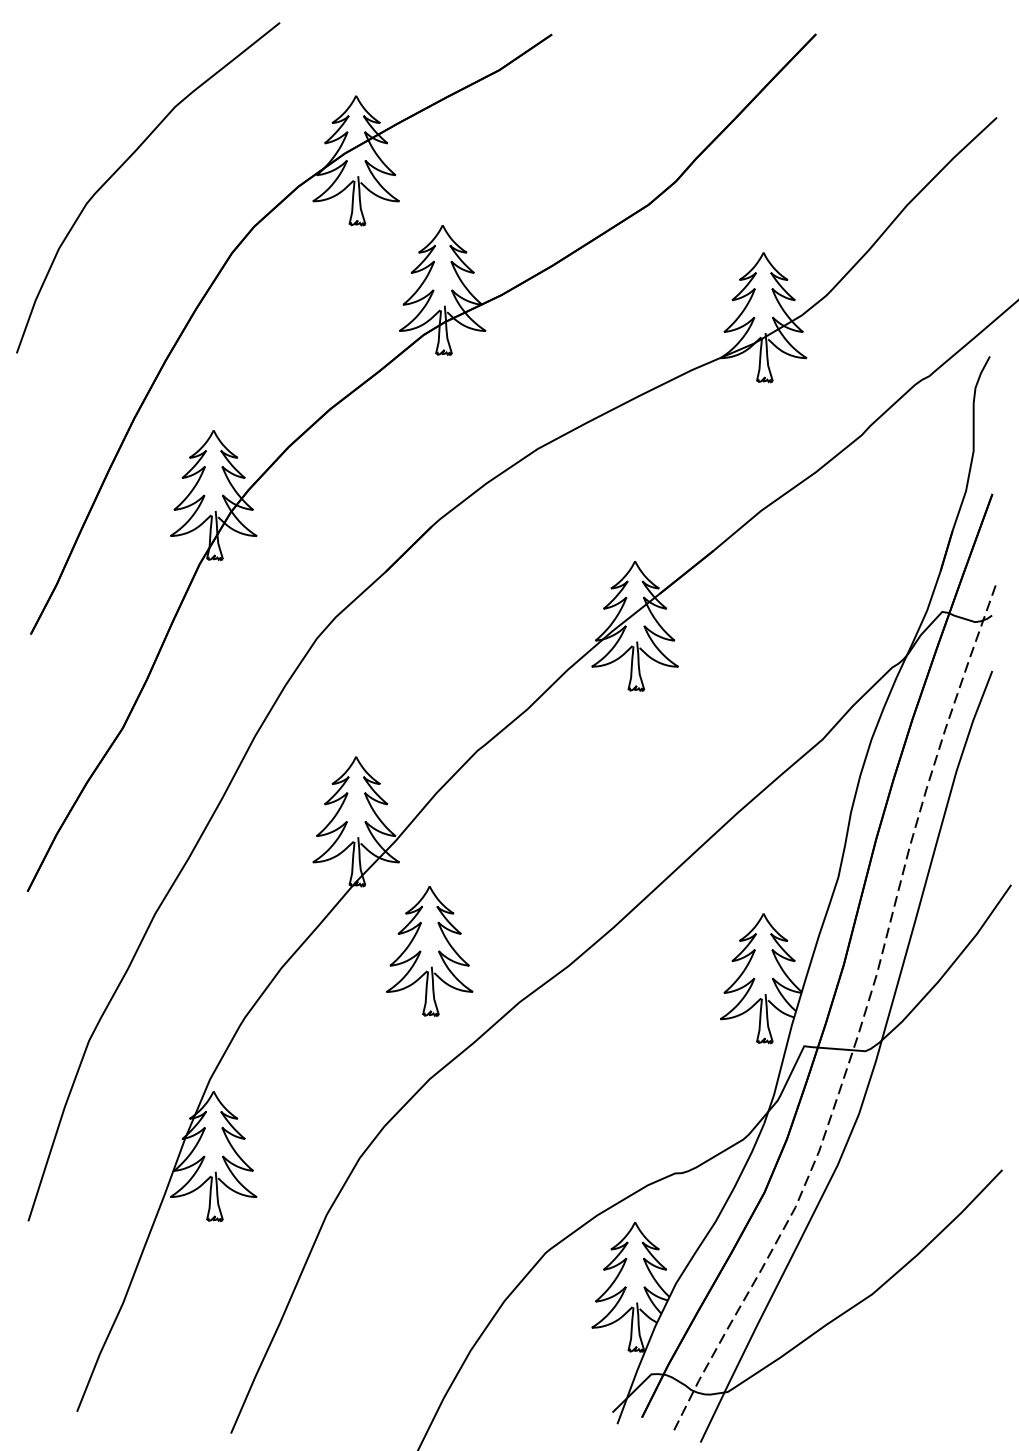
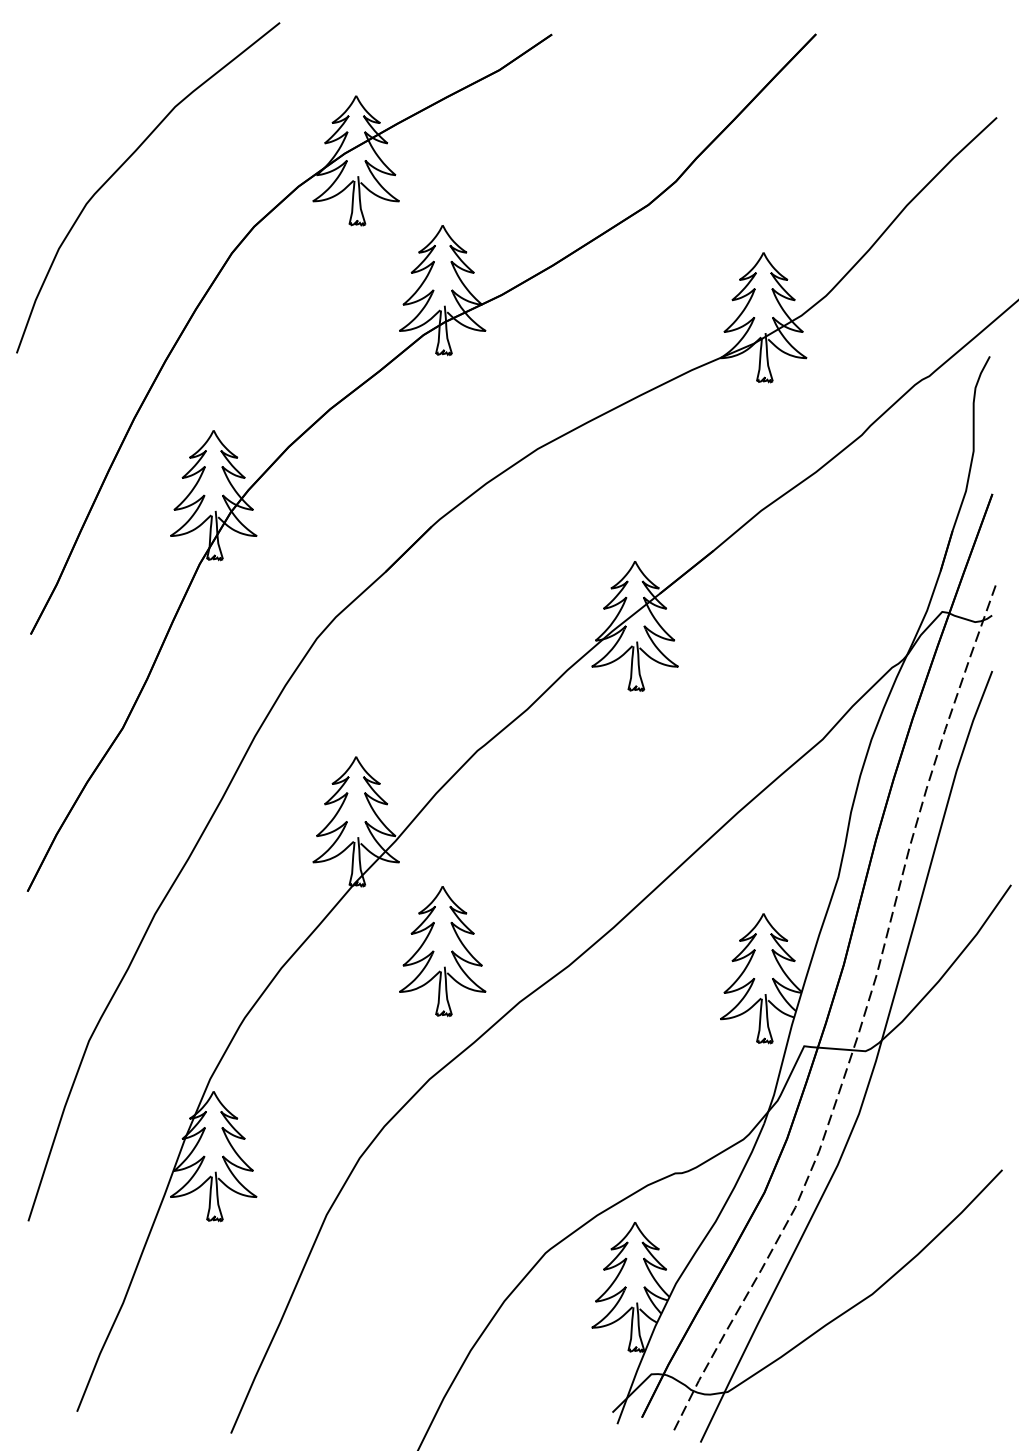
part position: (429, 951) -> (442, 951) (442, 951)
